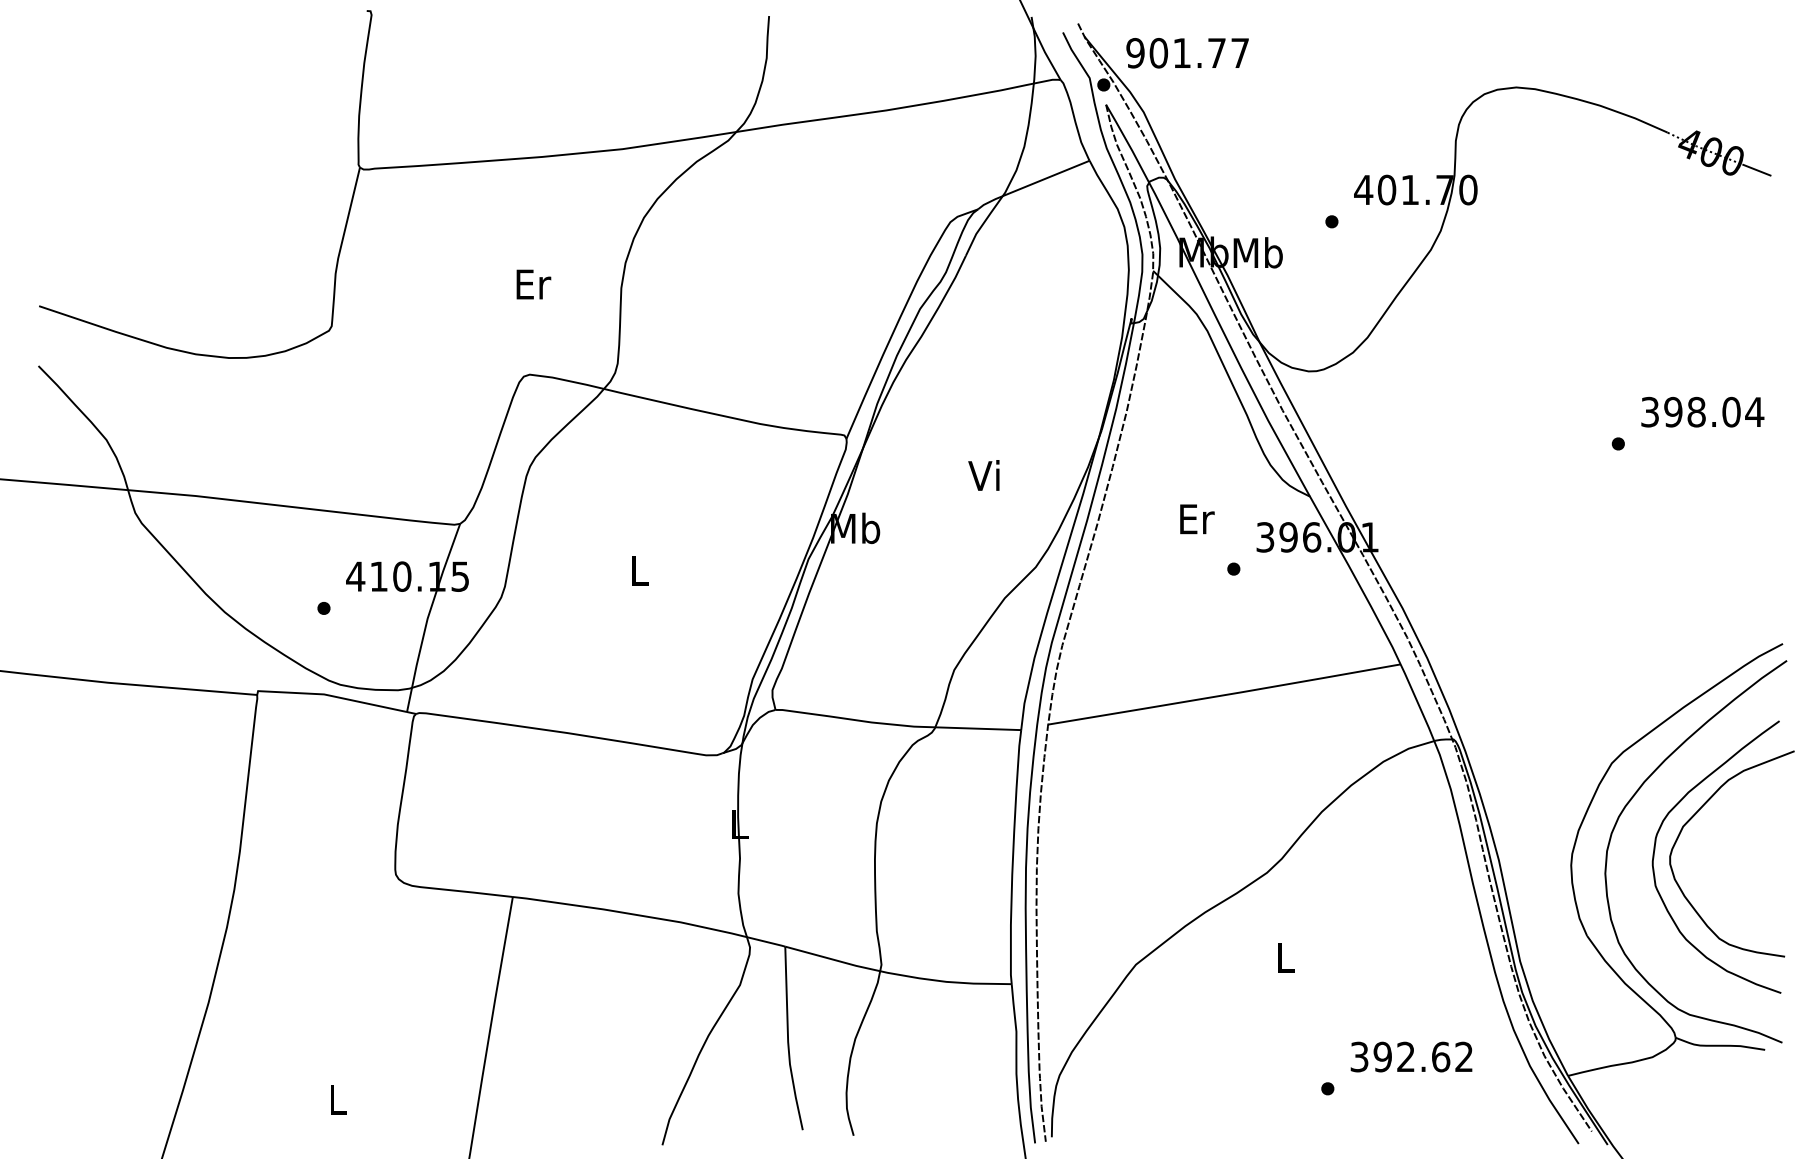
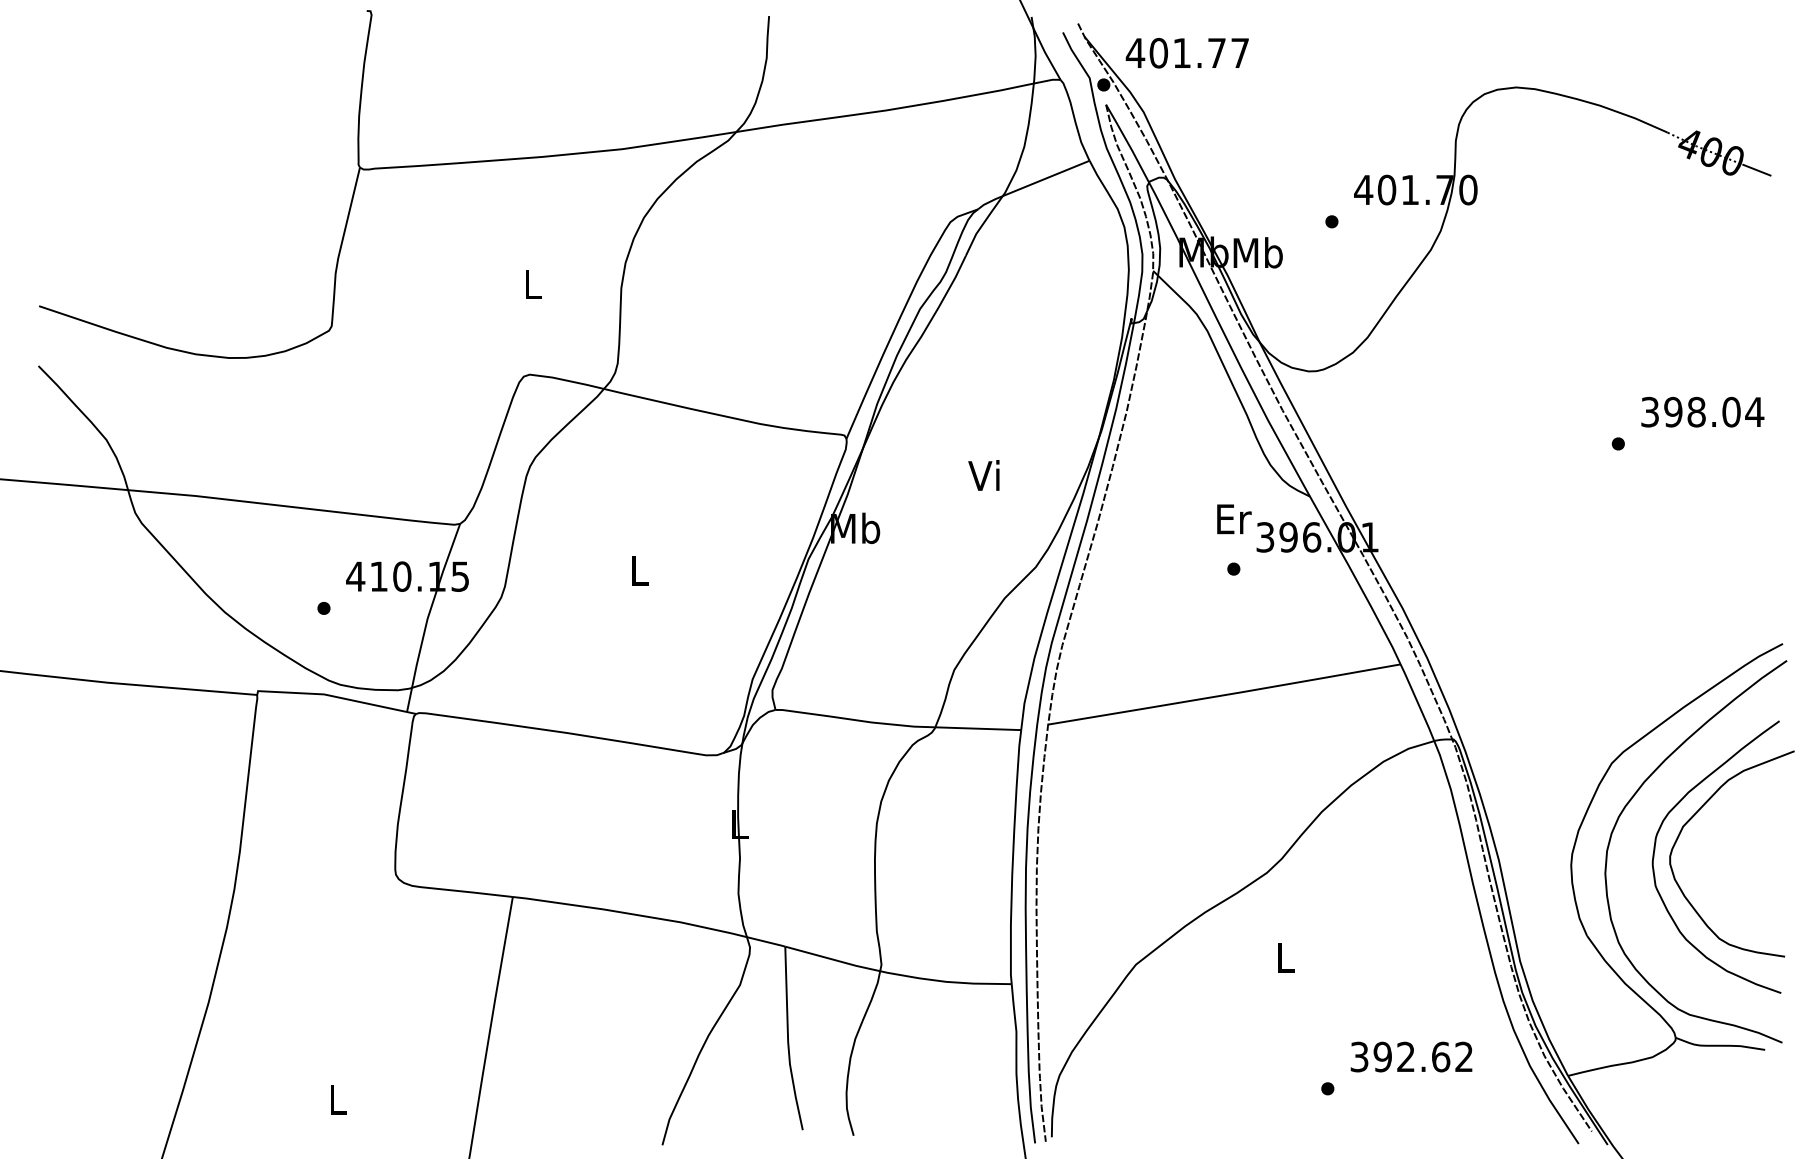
text: 901.77 -> 401.77 (1135, 53)
text: Er -> L (533, 284)
text position: (1197, 519) -> (1234, 519) (1234, 519)
